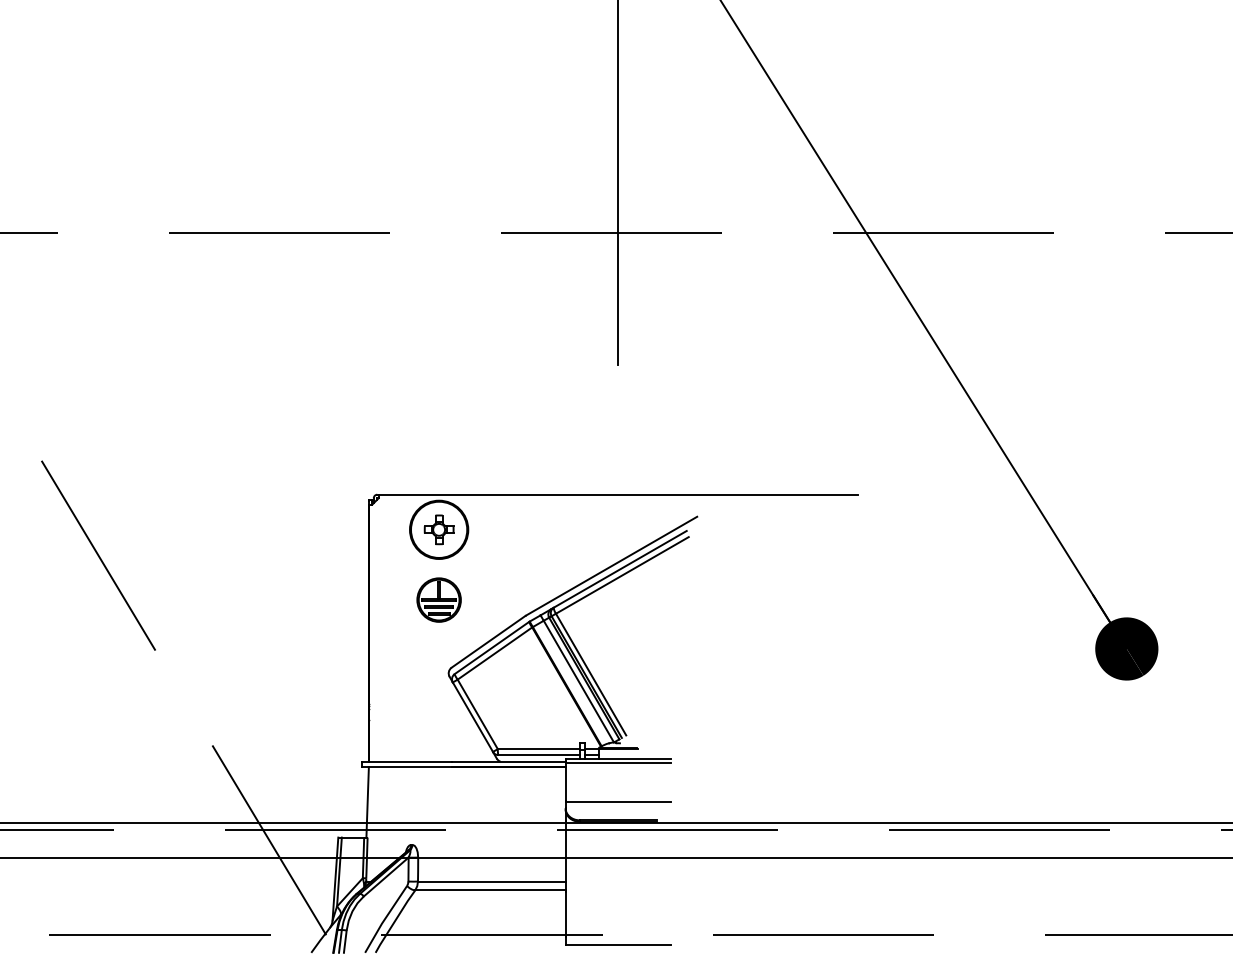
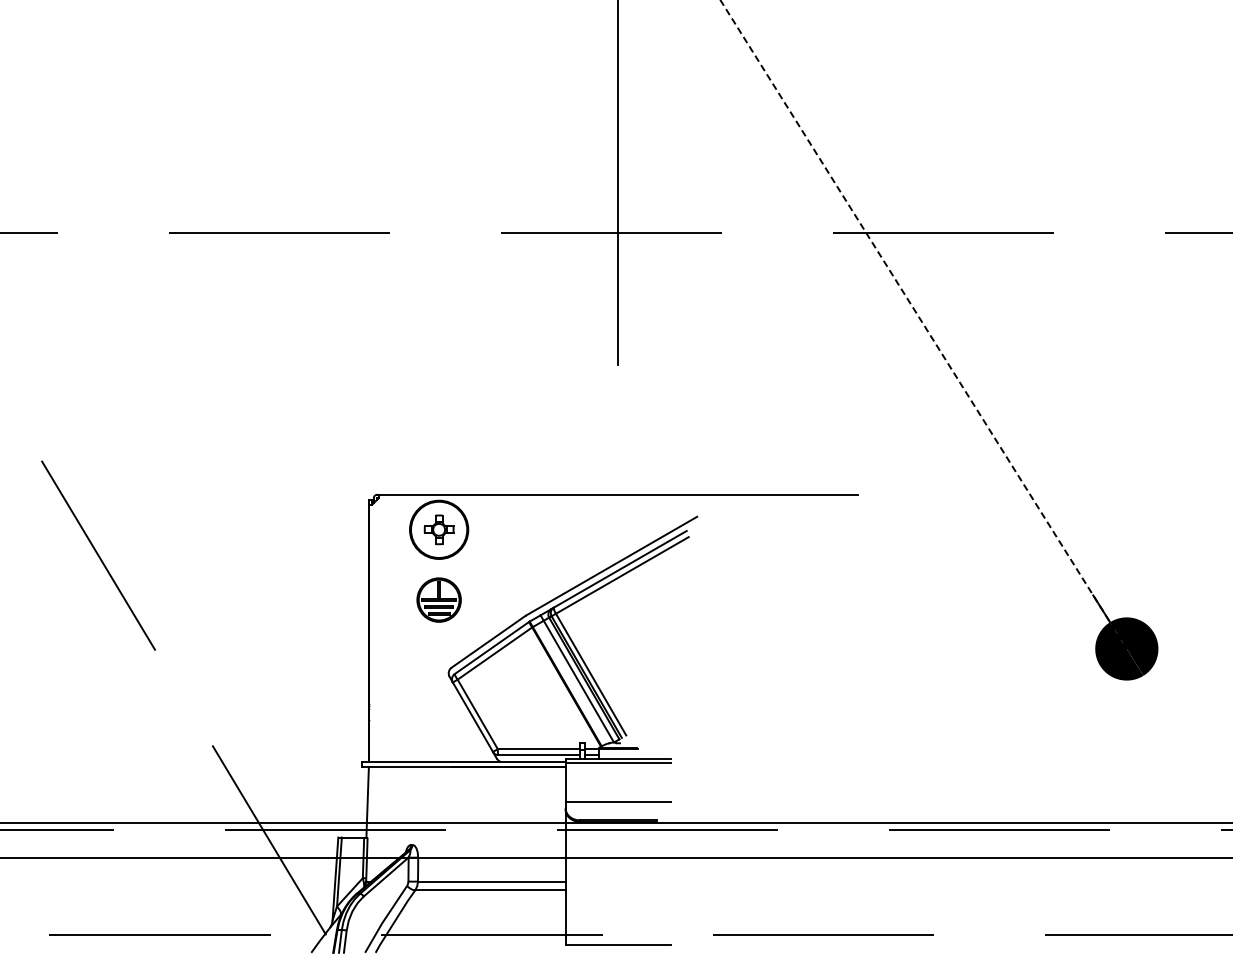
line: solid -> dashed (923, 324)
